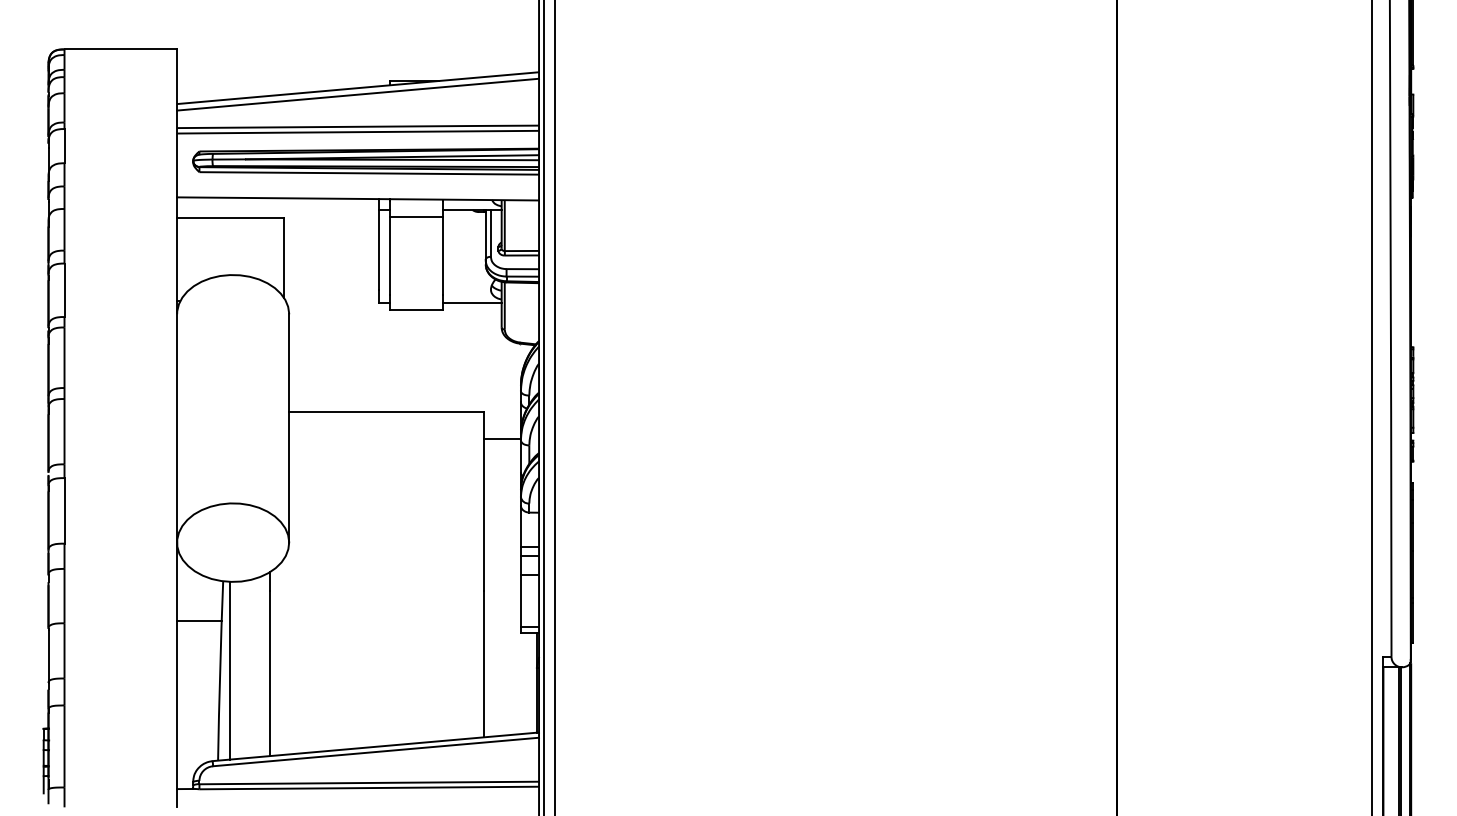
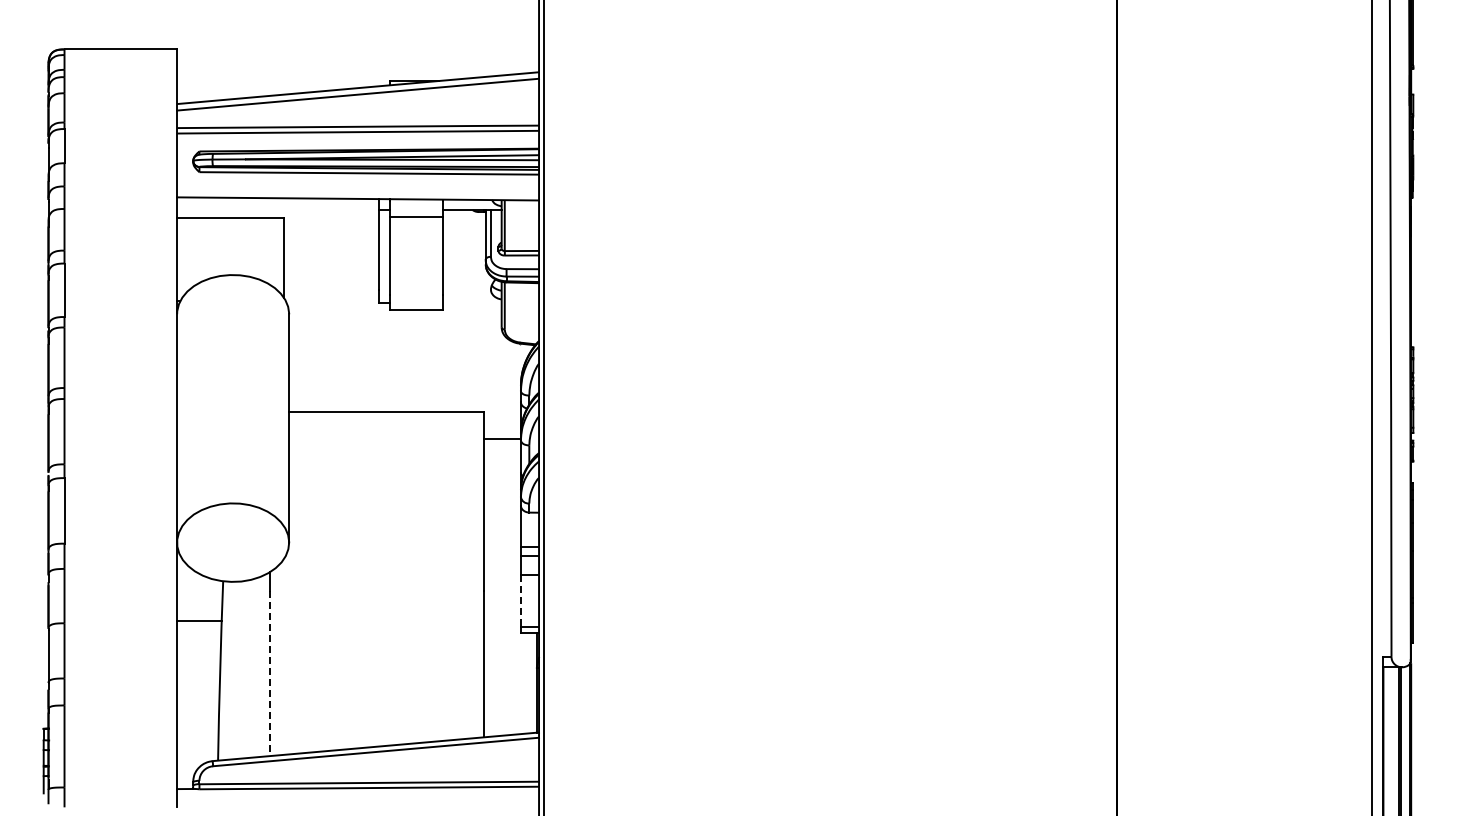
line: present -> none (471, 303)
line: present -> none (555, 407)
line: solid -> dashed (520, 601)
line: present -> none (229, 670)
line: solid -> dashed (270, 673)
